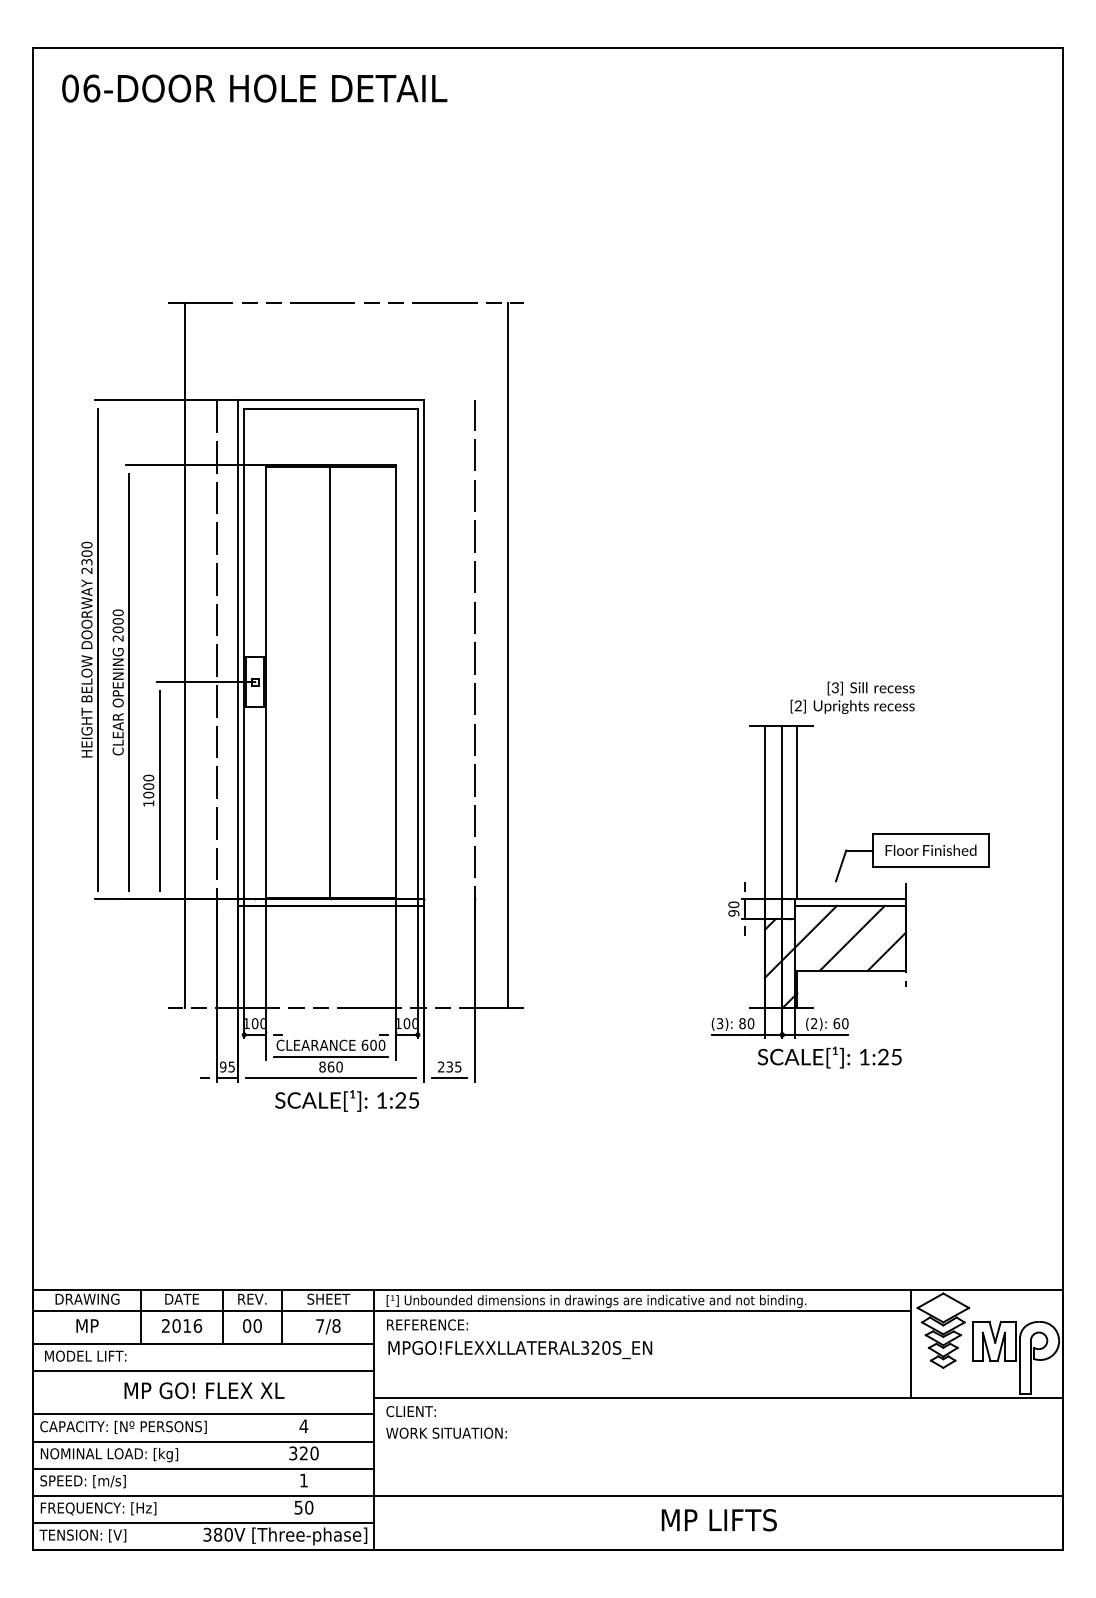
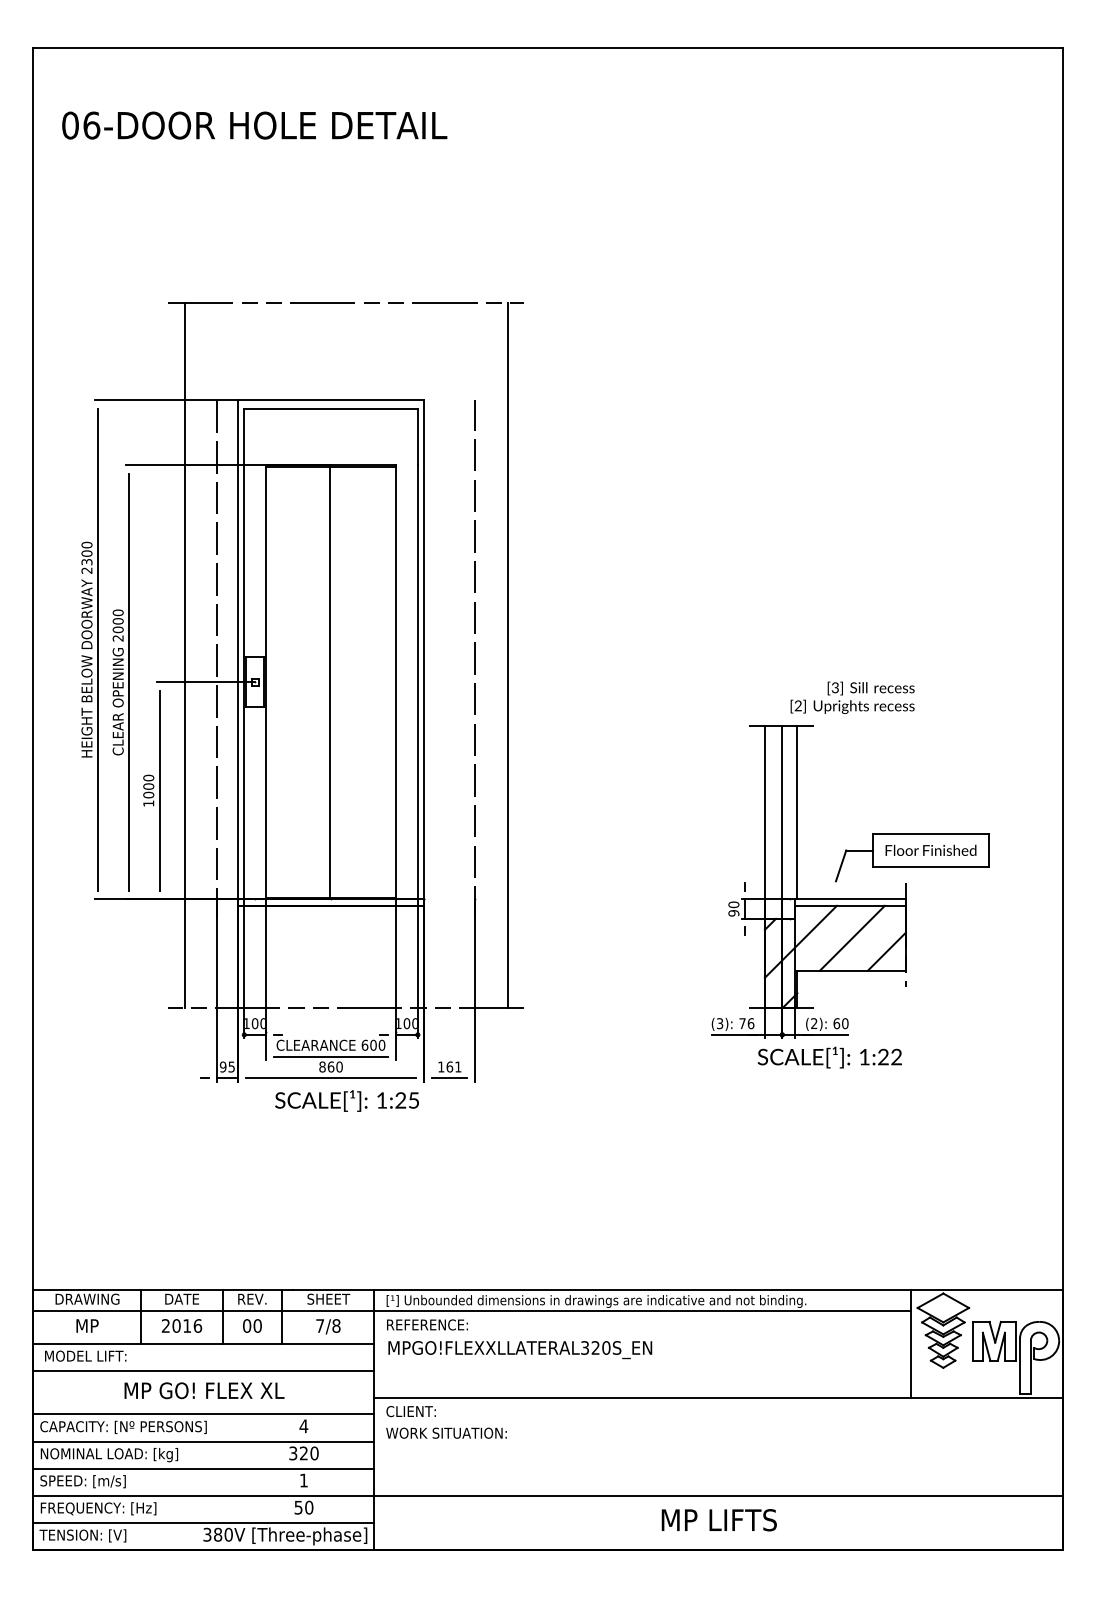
text position: (254, 88) -> (254, 125) (254, 125)
text: 80 -> 76 (746, 1023)
text: 1:25 -> 1:22 (896, 1056)
text: 235 -> 161 (449, 1066)
